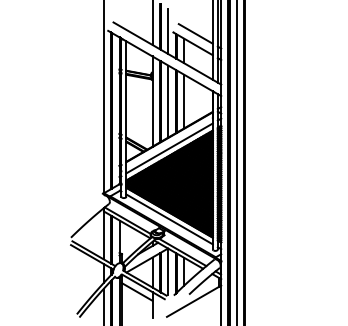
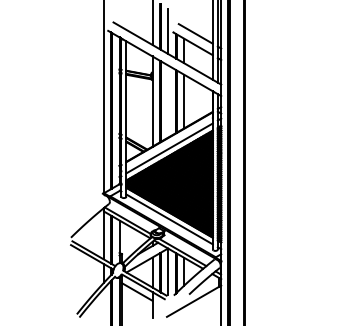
line: present -> none (168, 101)
line: present -> none (237, 162)
line: present -> none (103, 305)
